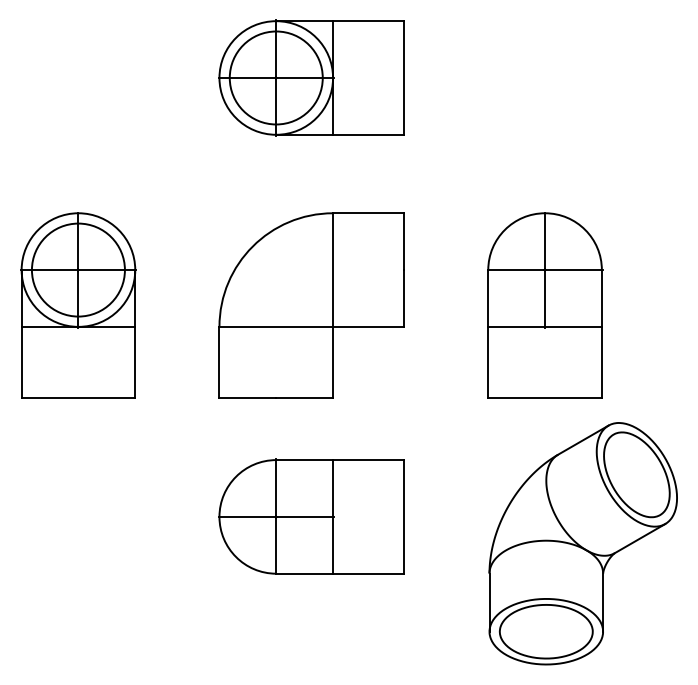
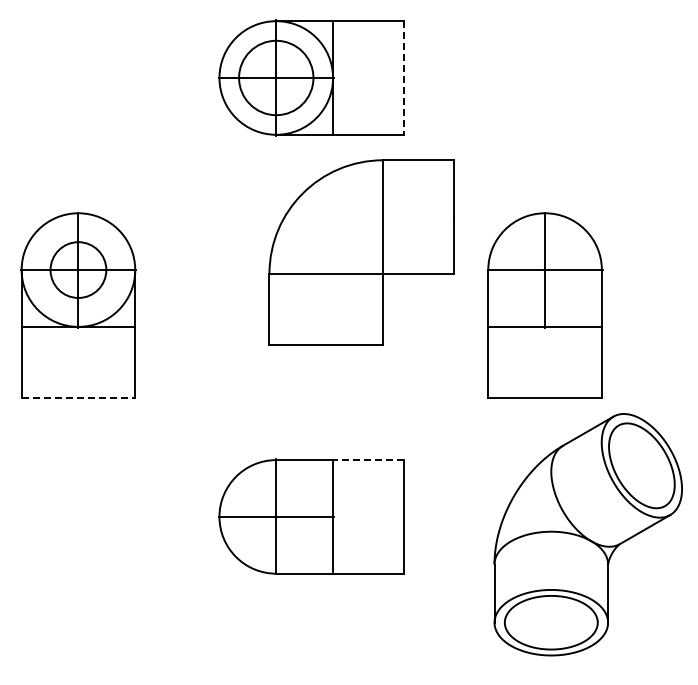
circle diameter: 93 px -> 74 px (276, 77)
line: solid -> dashed (404, 78)
circle diameter: 93 px -> 56 px (78, 269)
part position: (311, 305) -> (361, 252) (361, 252)
line: solid -> dashed (78, 398)
line: solid -> dashed (368, 460)
part position: (582, 543) -> (587, 534) (587, 534)
